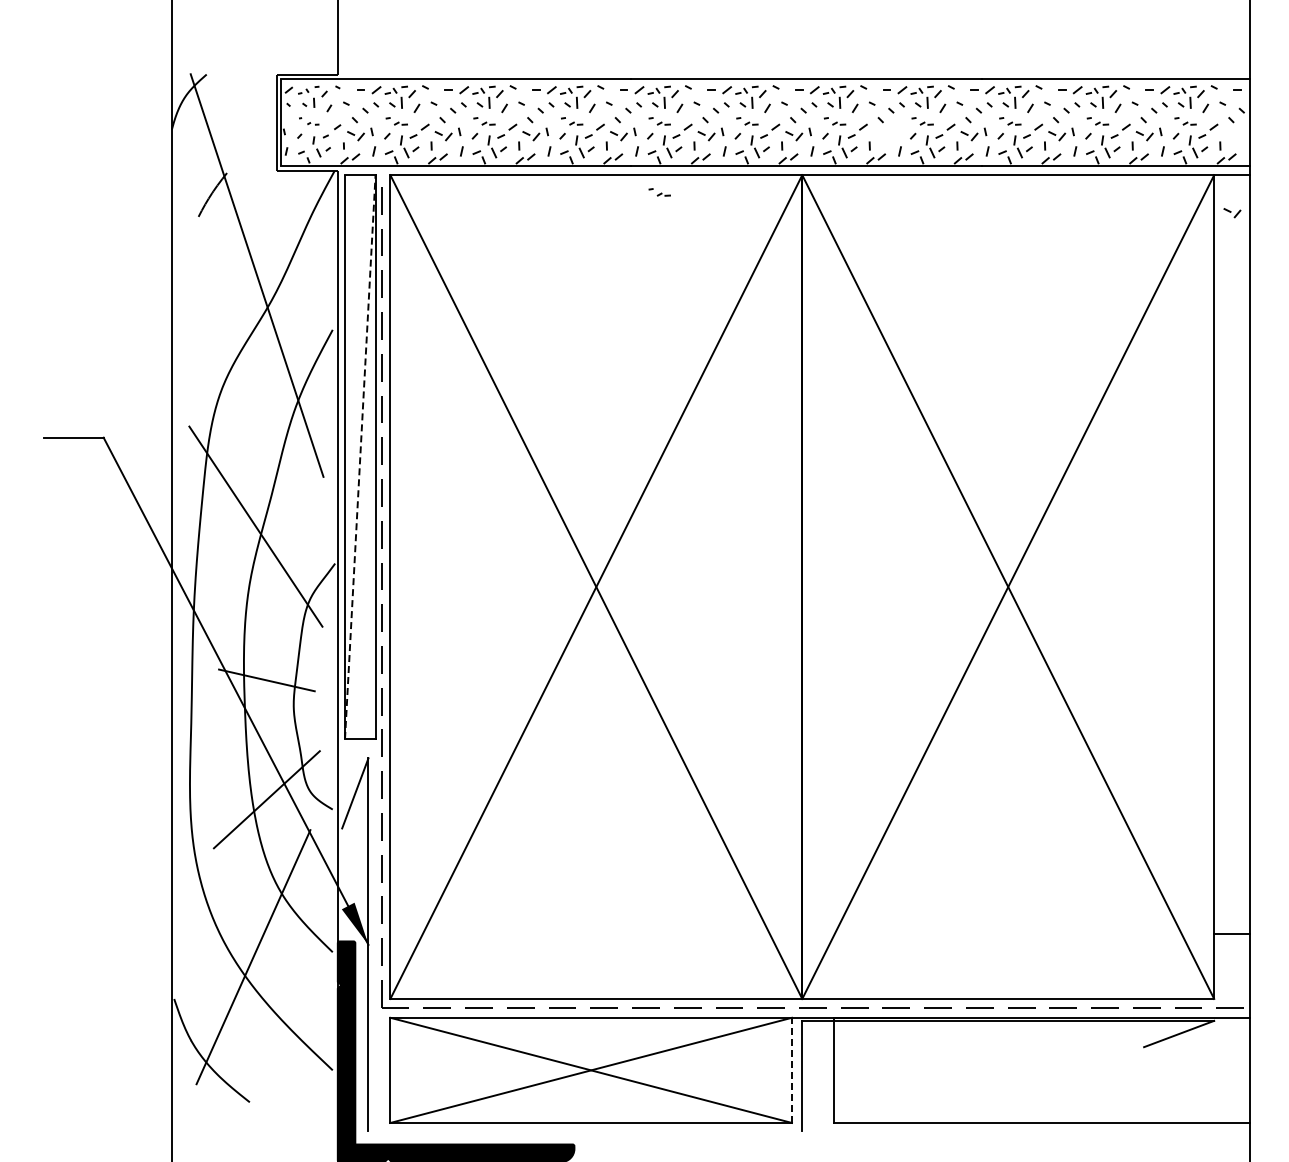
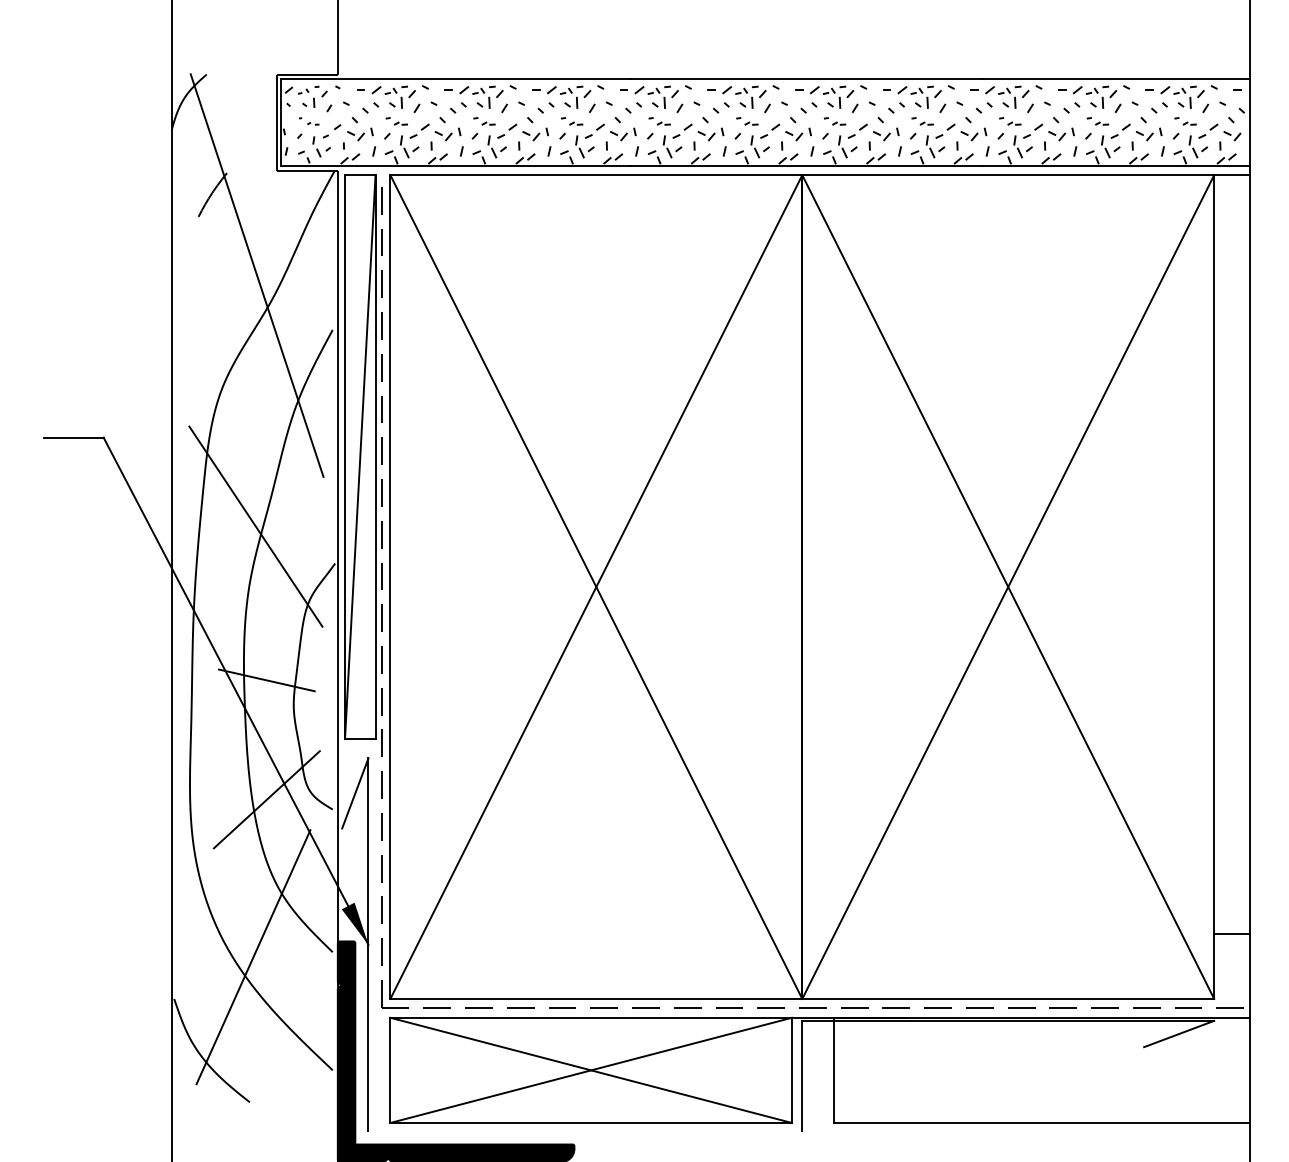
part: none -> present (886, 134)
part: present -> none (659, 192)
part position: (1232, 213) -> (1232, 136) (1232, 136)
line: dashed -> solid (360, 456)
line: dashed -> solid (791, 1070)
